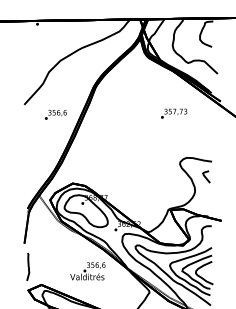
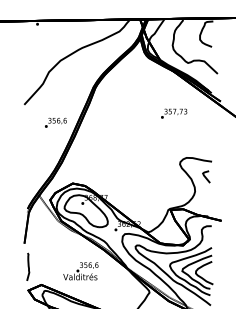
text position: (55, 114) -> (55, 122) (55, 122)
text position: (87, 271) -> (80, 271) (80, 271)
